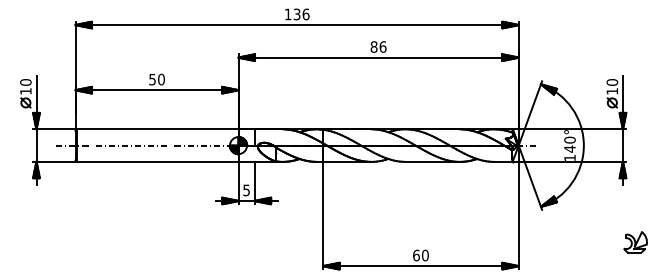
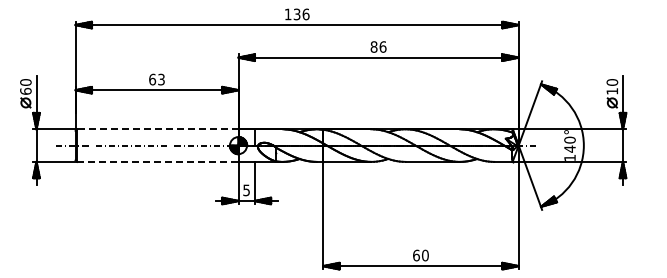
text: 50 -> 63 (156, 79)
text: 10 -> 60 (25, 90)
line: solid -> dashed (157, 129)
line: solid -> dashed (157, 161)
part: present -> none (635, 242)
